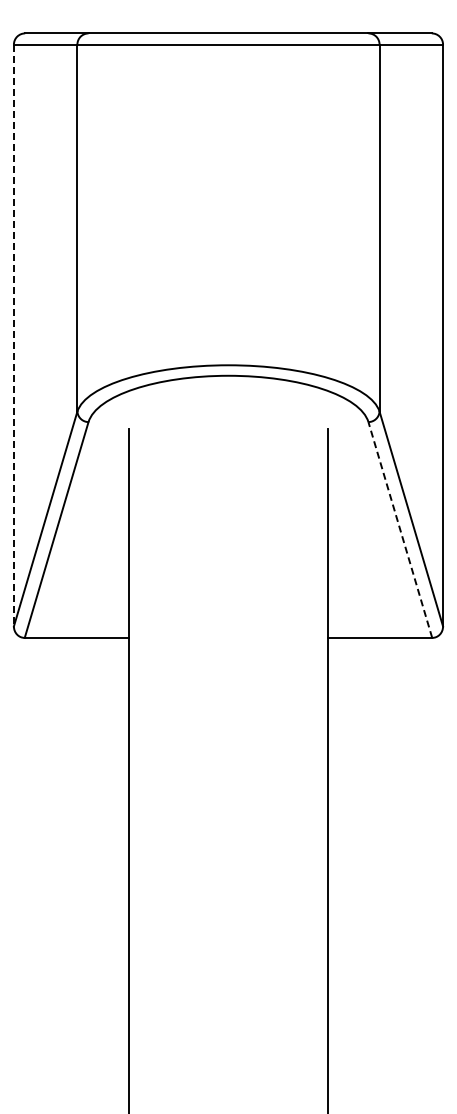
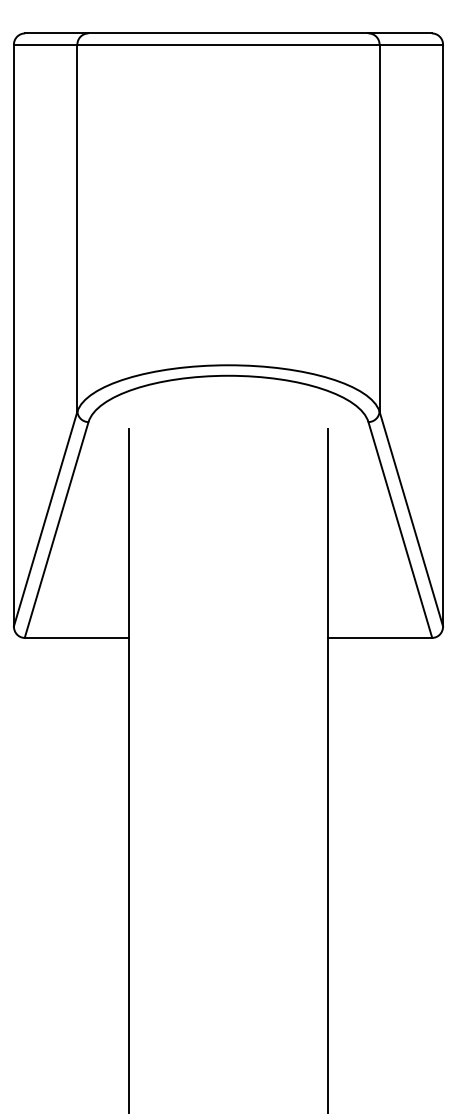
line: dashed -> solid (13, 335)
line: dashed -> solid (400, 530)
